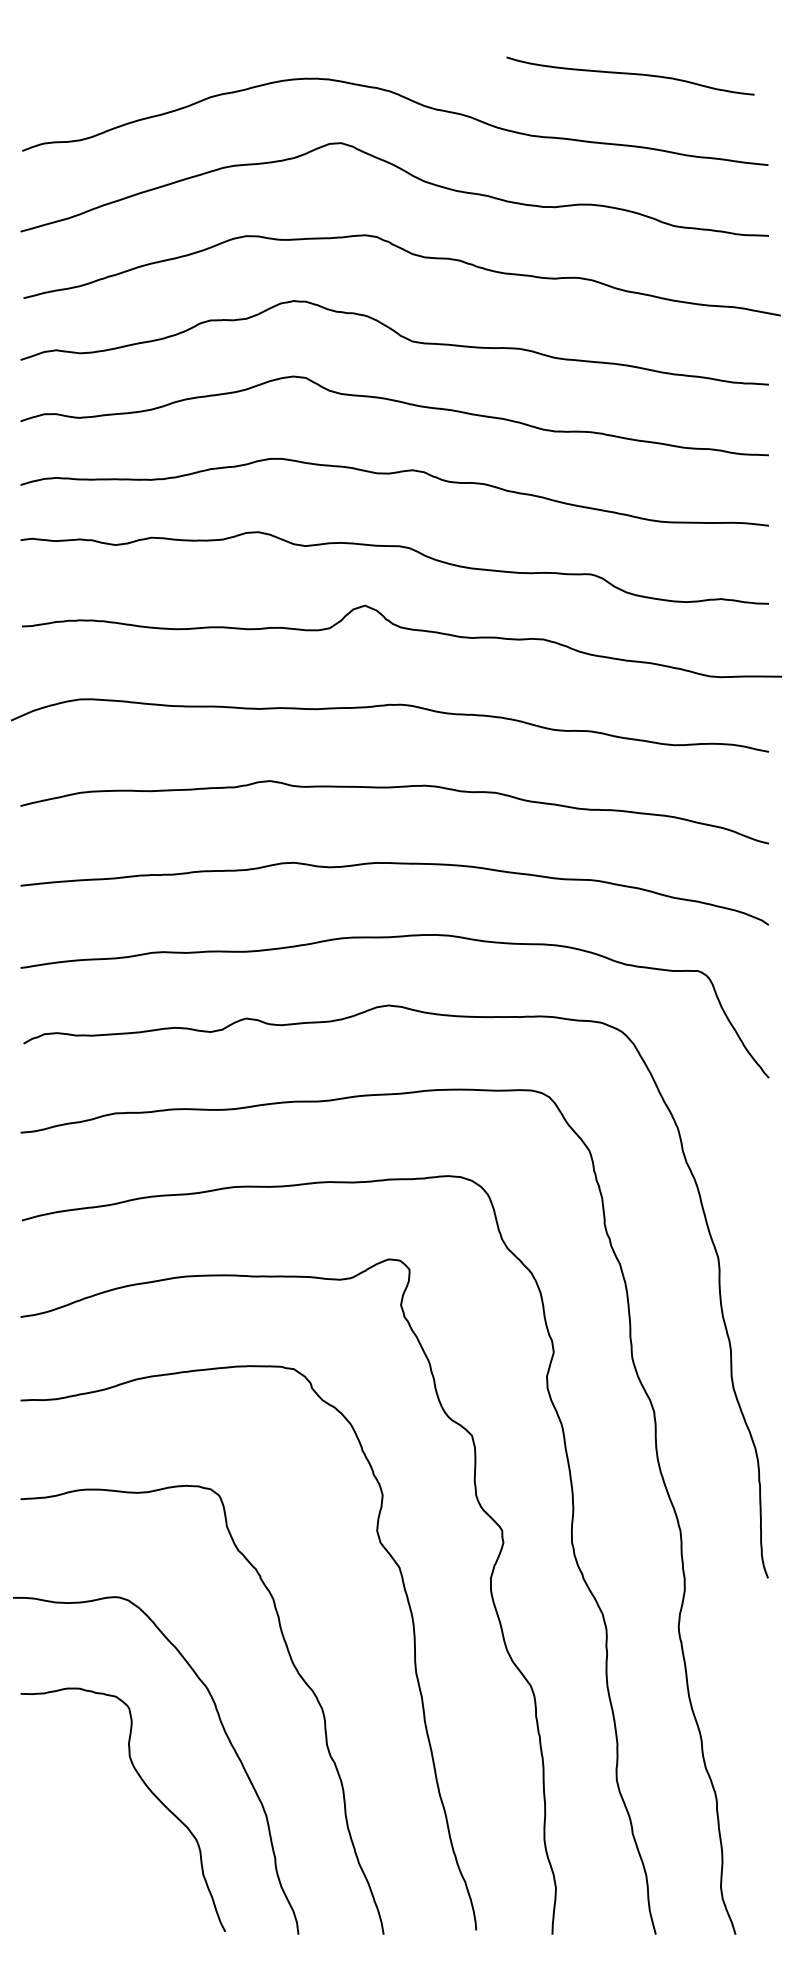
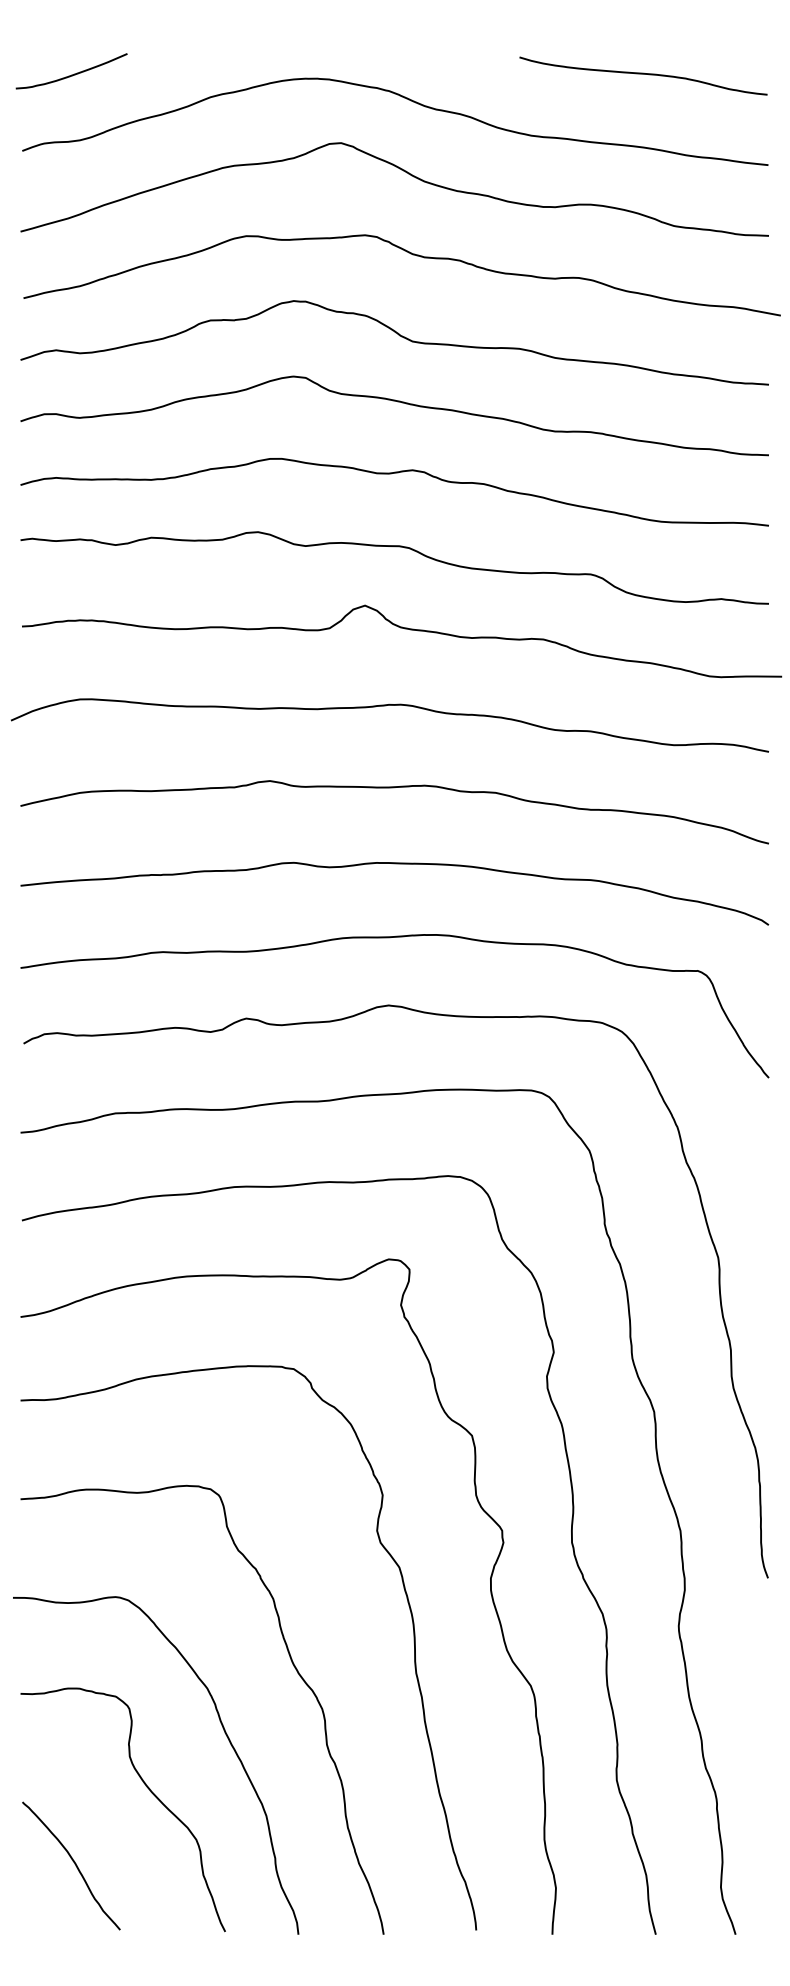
curve: none -> present (71, 74)
curve position: (630, 74) -> (643, 74) (643, 74)
curve: none -> present (74, 1864)
